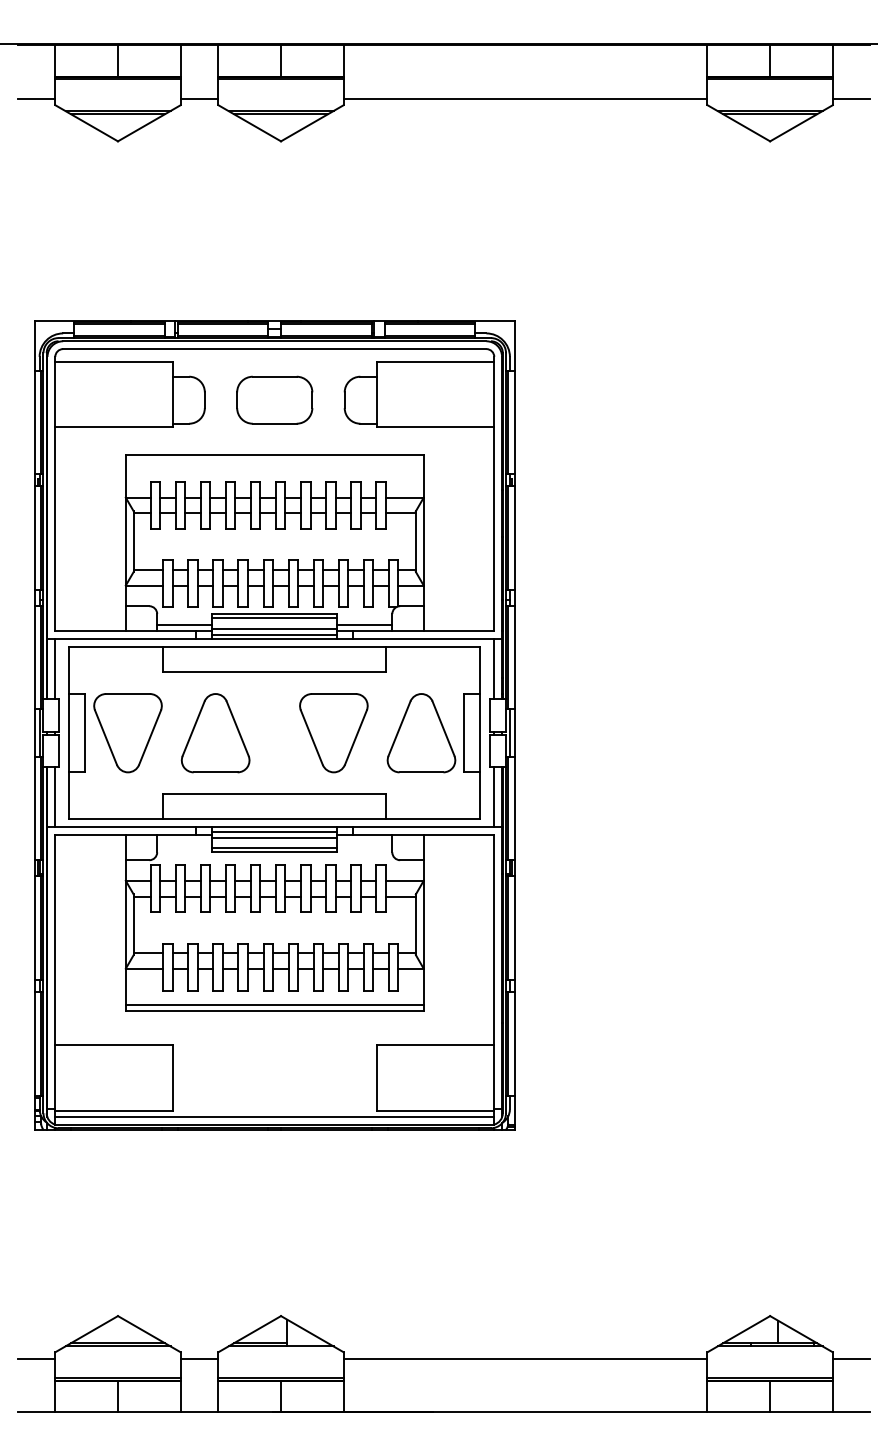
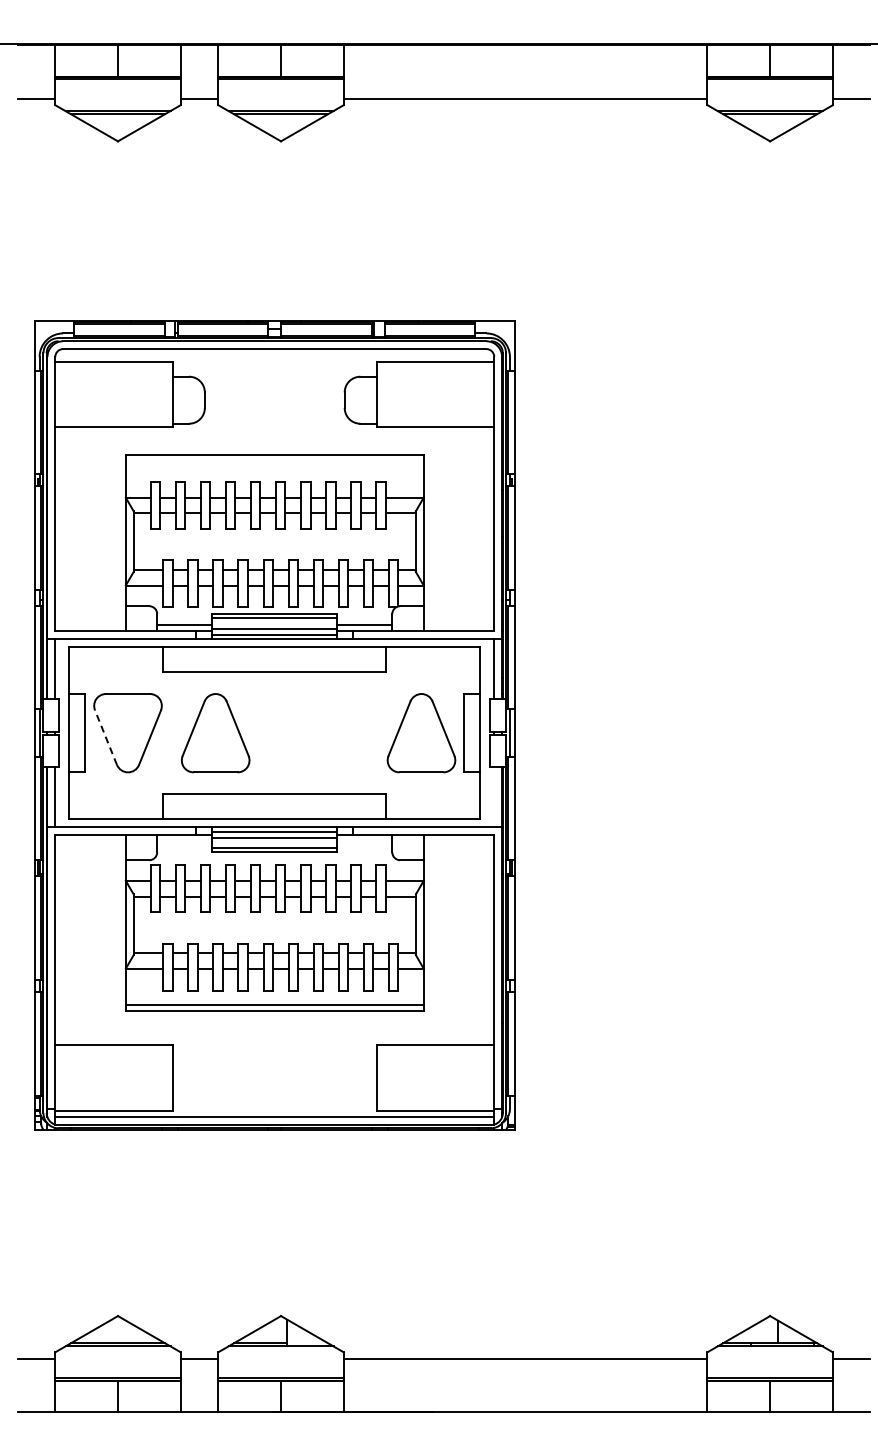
part: present -> none (274, 399)
part: present -> none (333, 733)
line: solid -> dashed (105, 737)
line: present -> none (494, 797)
